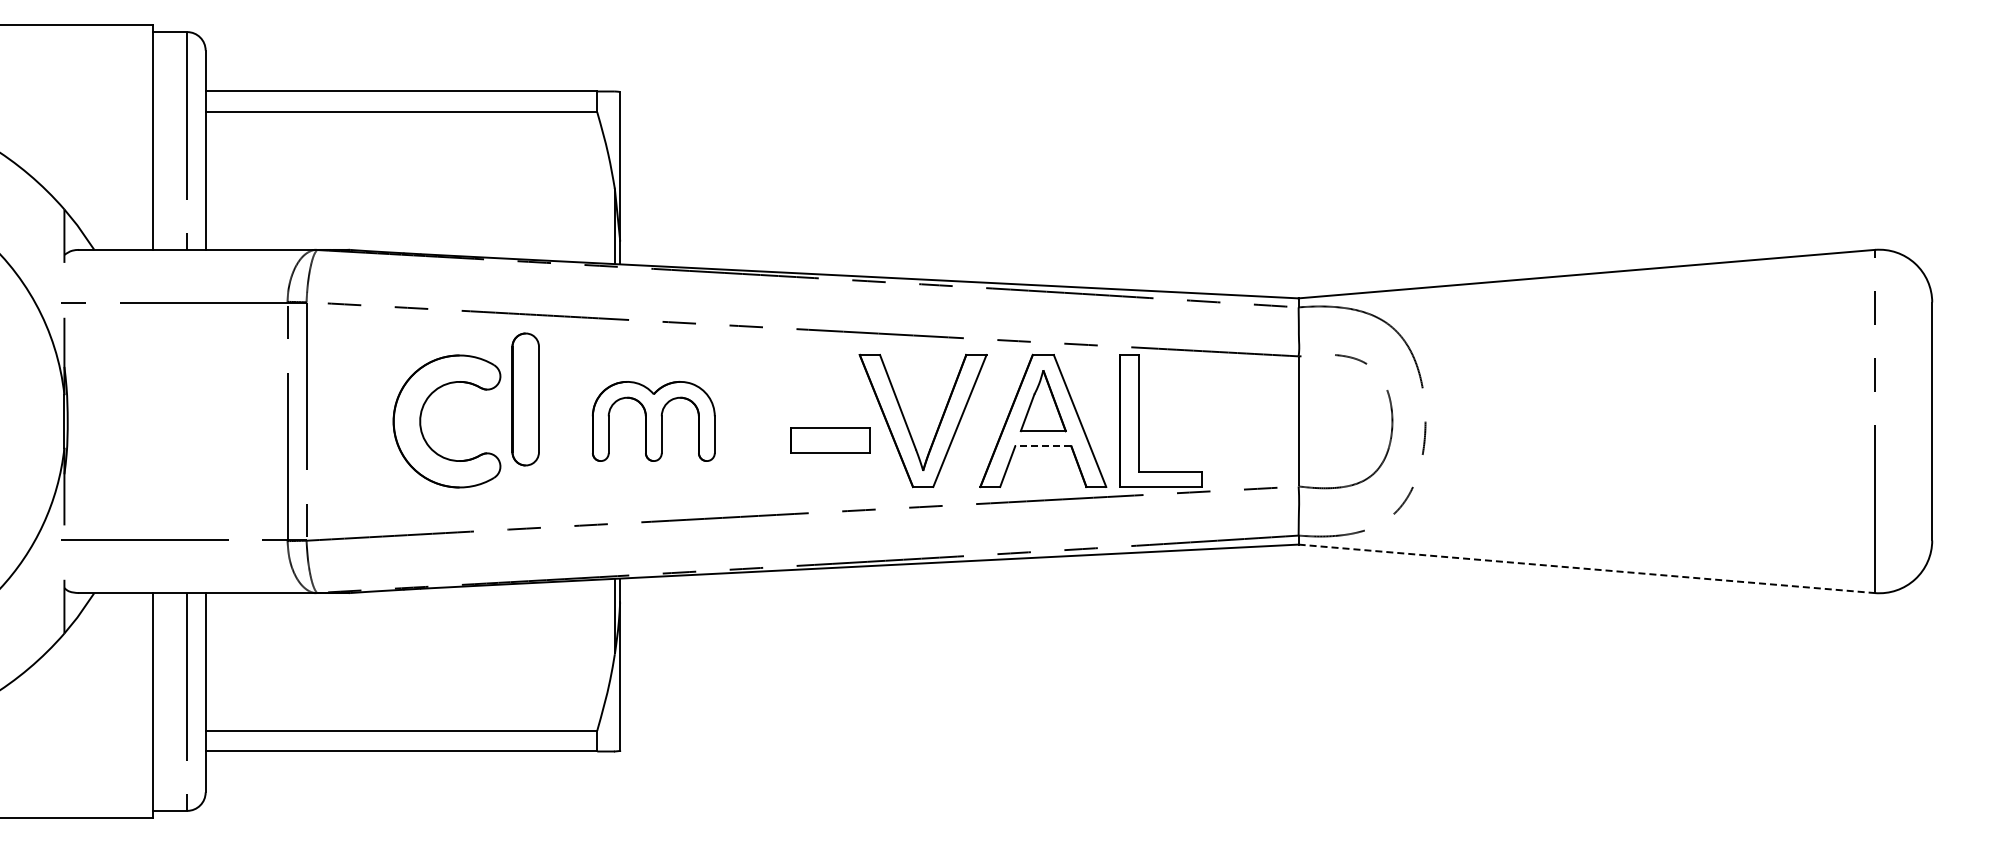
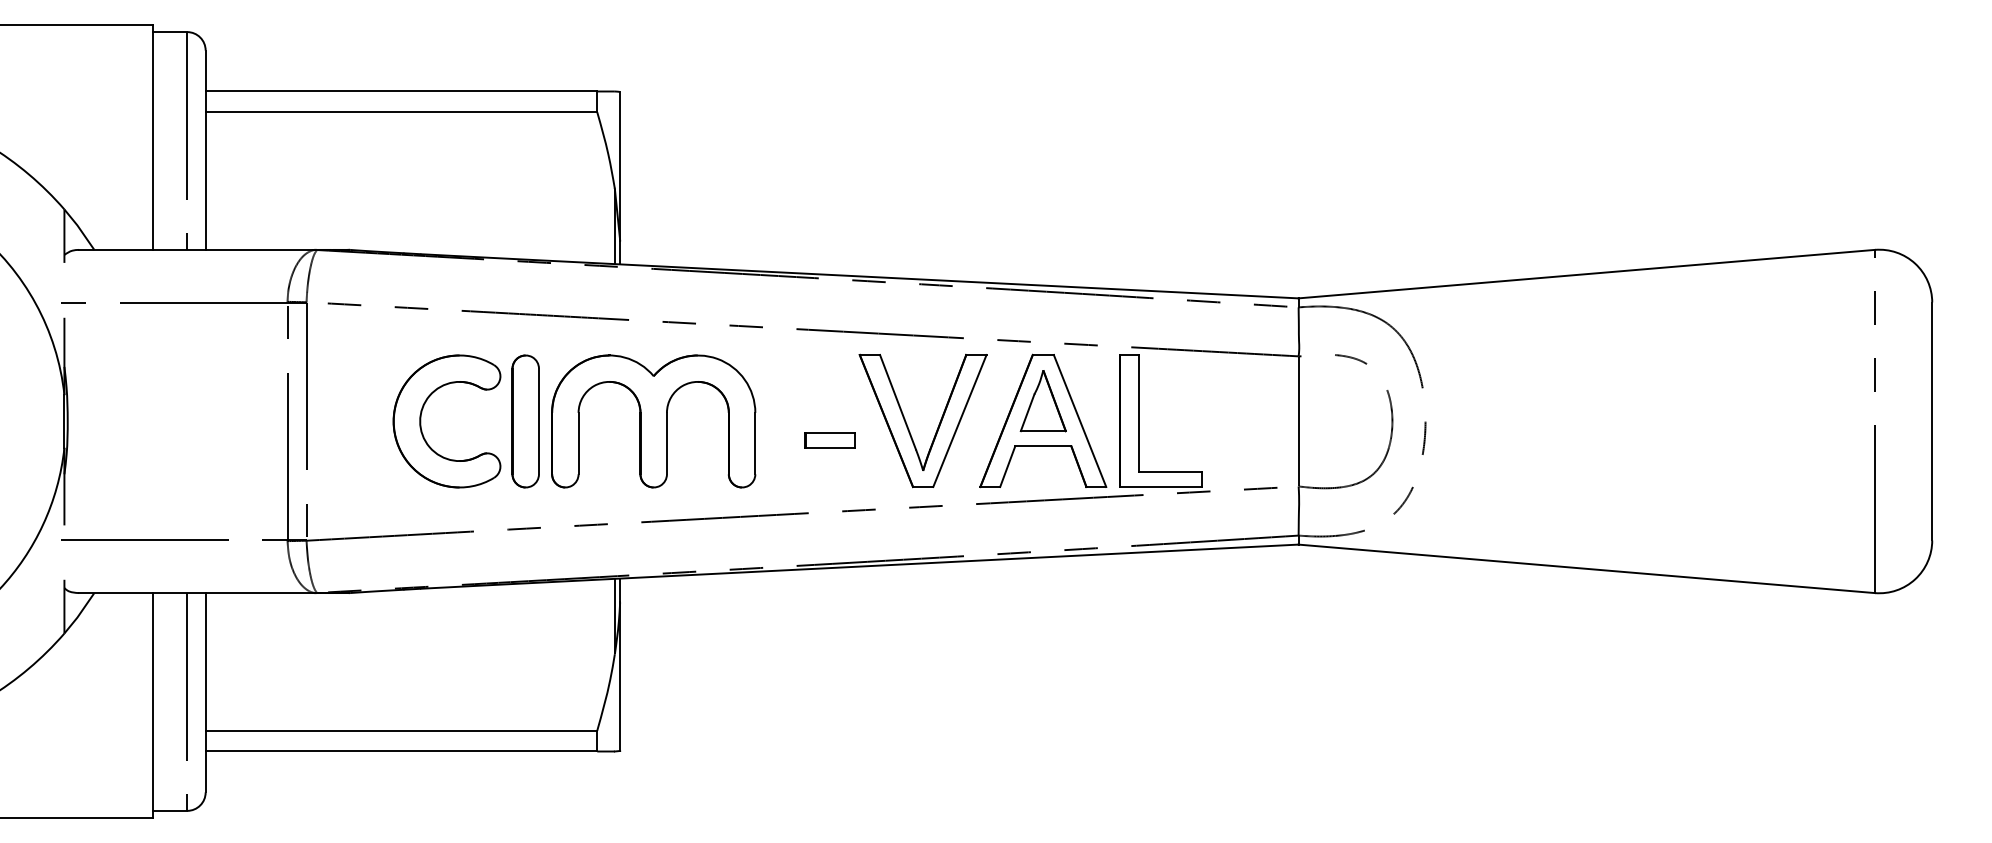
part position: (525, 399) -> (525, 421) (525, 421)
part size: 125x81 px -> 206x135 px (653, 421)
part size: 81x27 px -> 52x17 px (829, 440)
line: dashed -> solid (1042, 446)
line: dashed -> solid (1587, 568)
